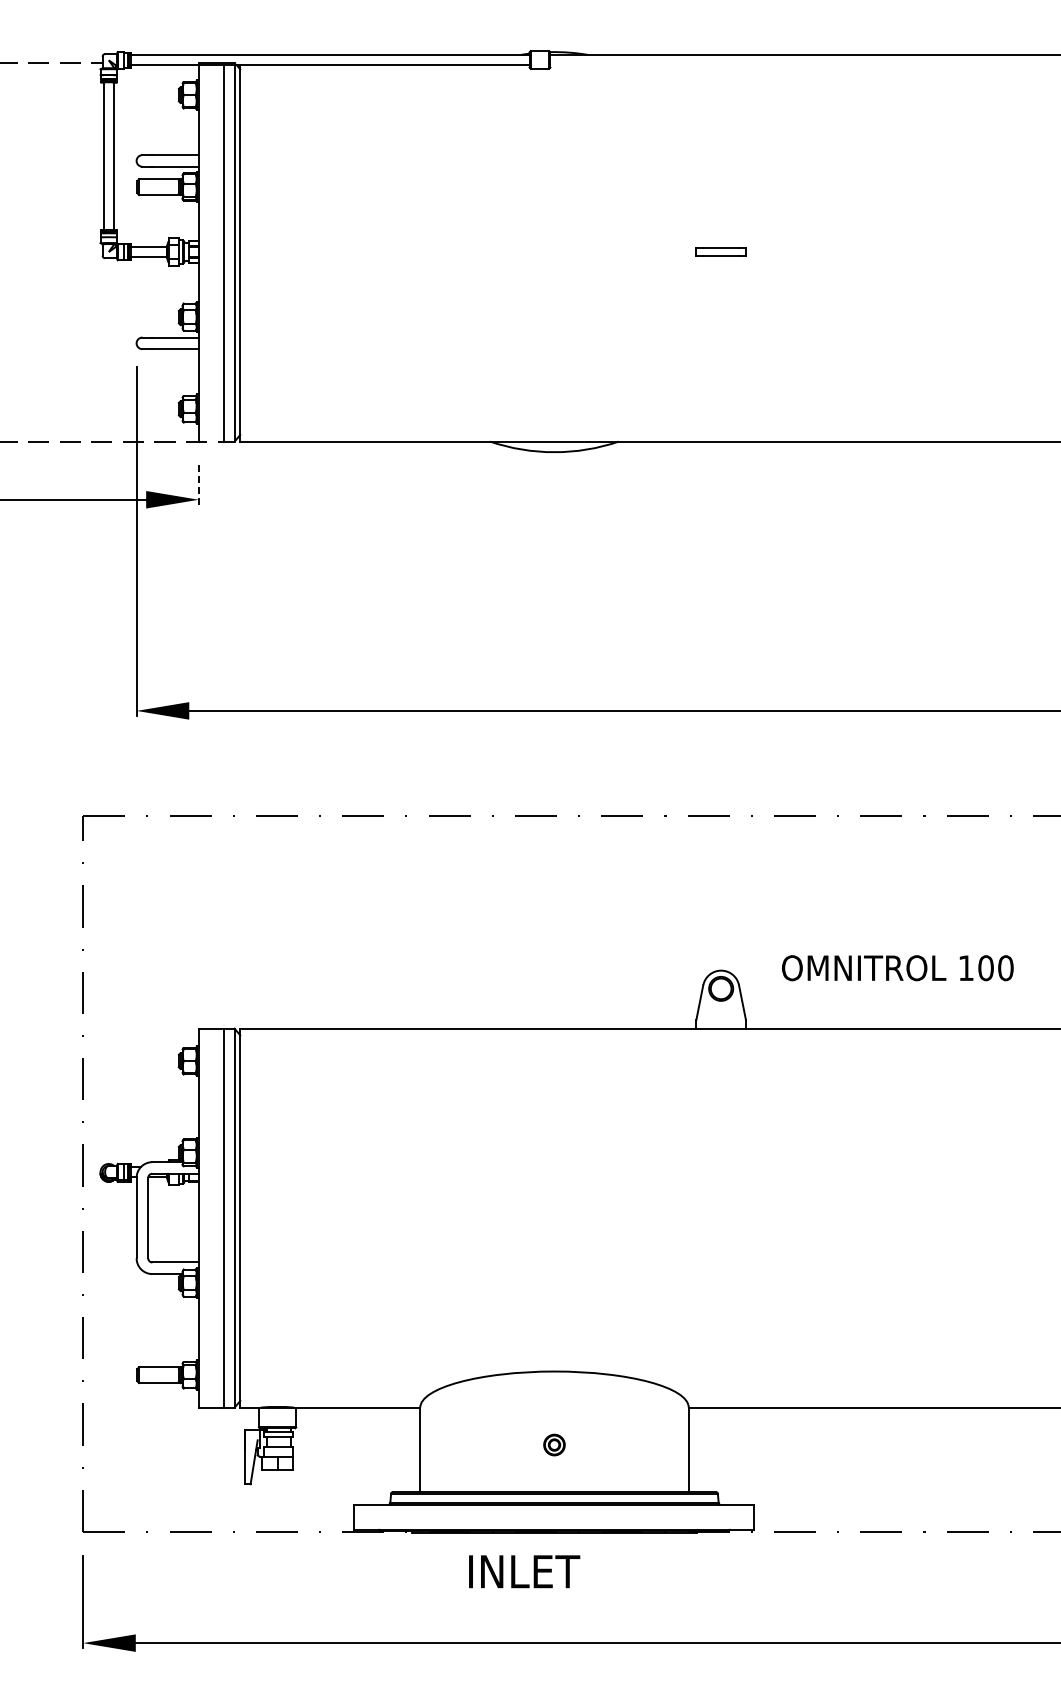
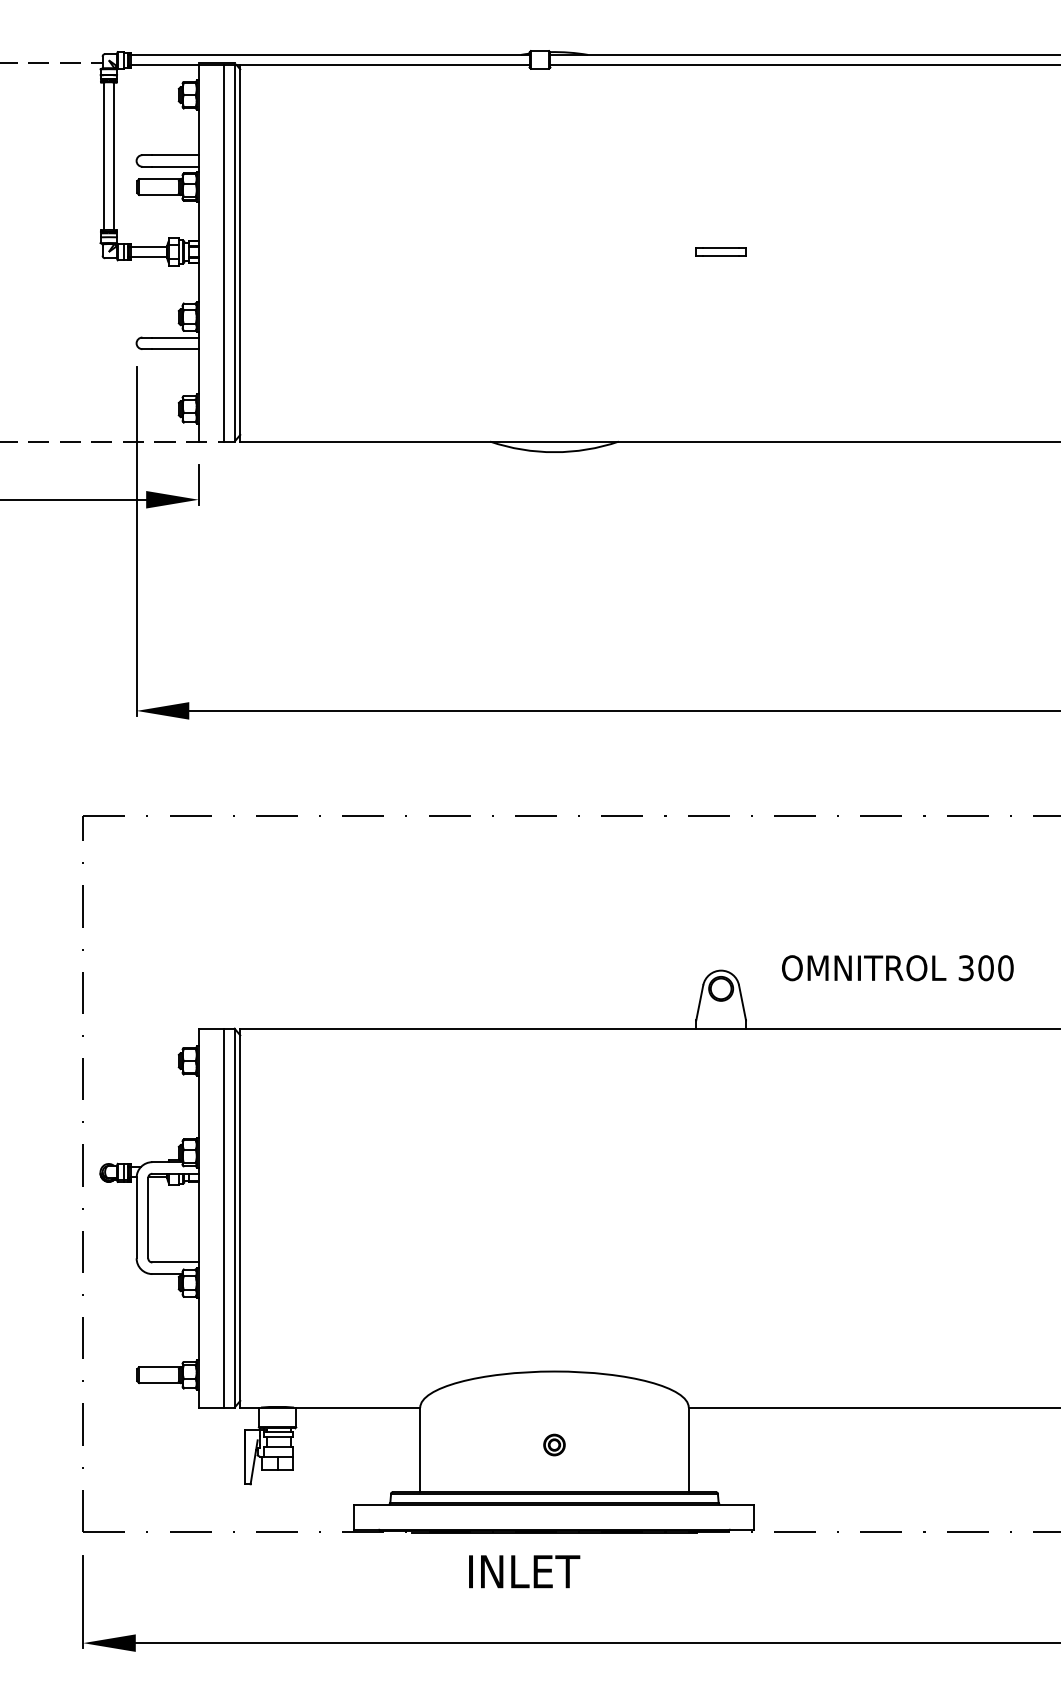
line: none -> present (803, 64)
line: dashed -> solid (198, 485)
text: 100 -> 300 (965, 968)
